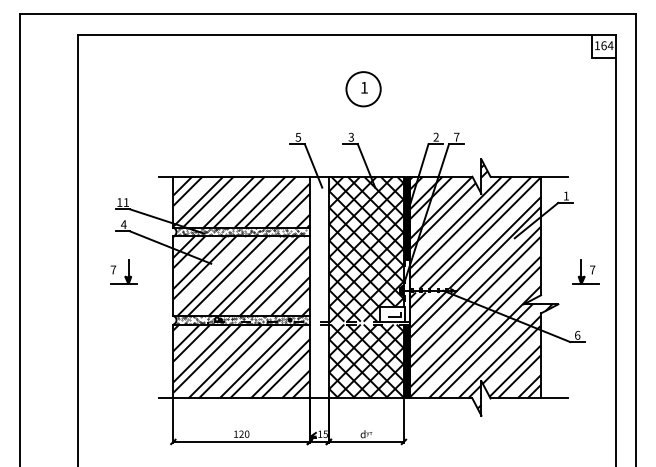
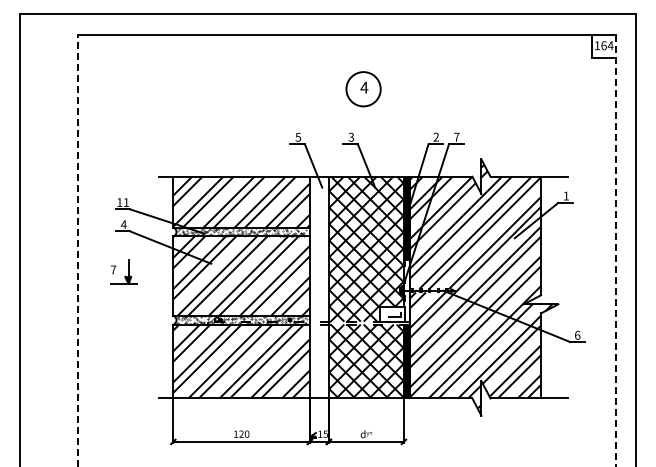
text: 1 -> 4 (364, 87)
line: solid -> dashed (78, 250)
line: solid -> dashed (615, 250)
part: present -> none (585, 271)
